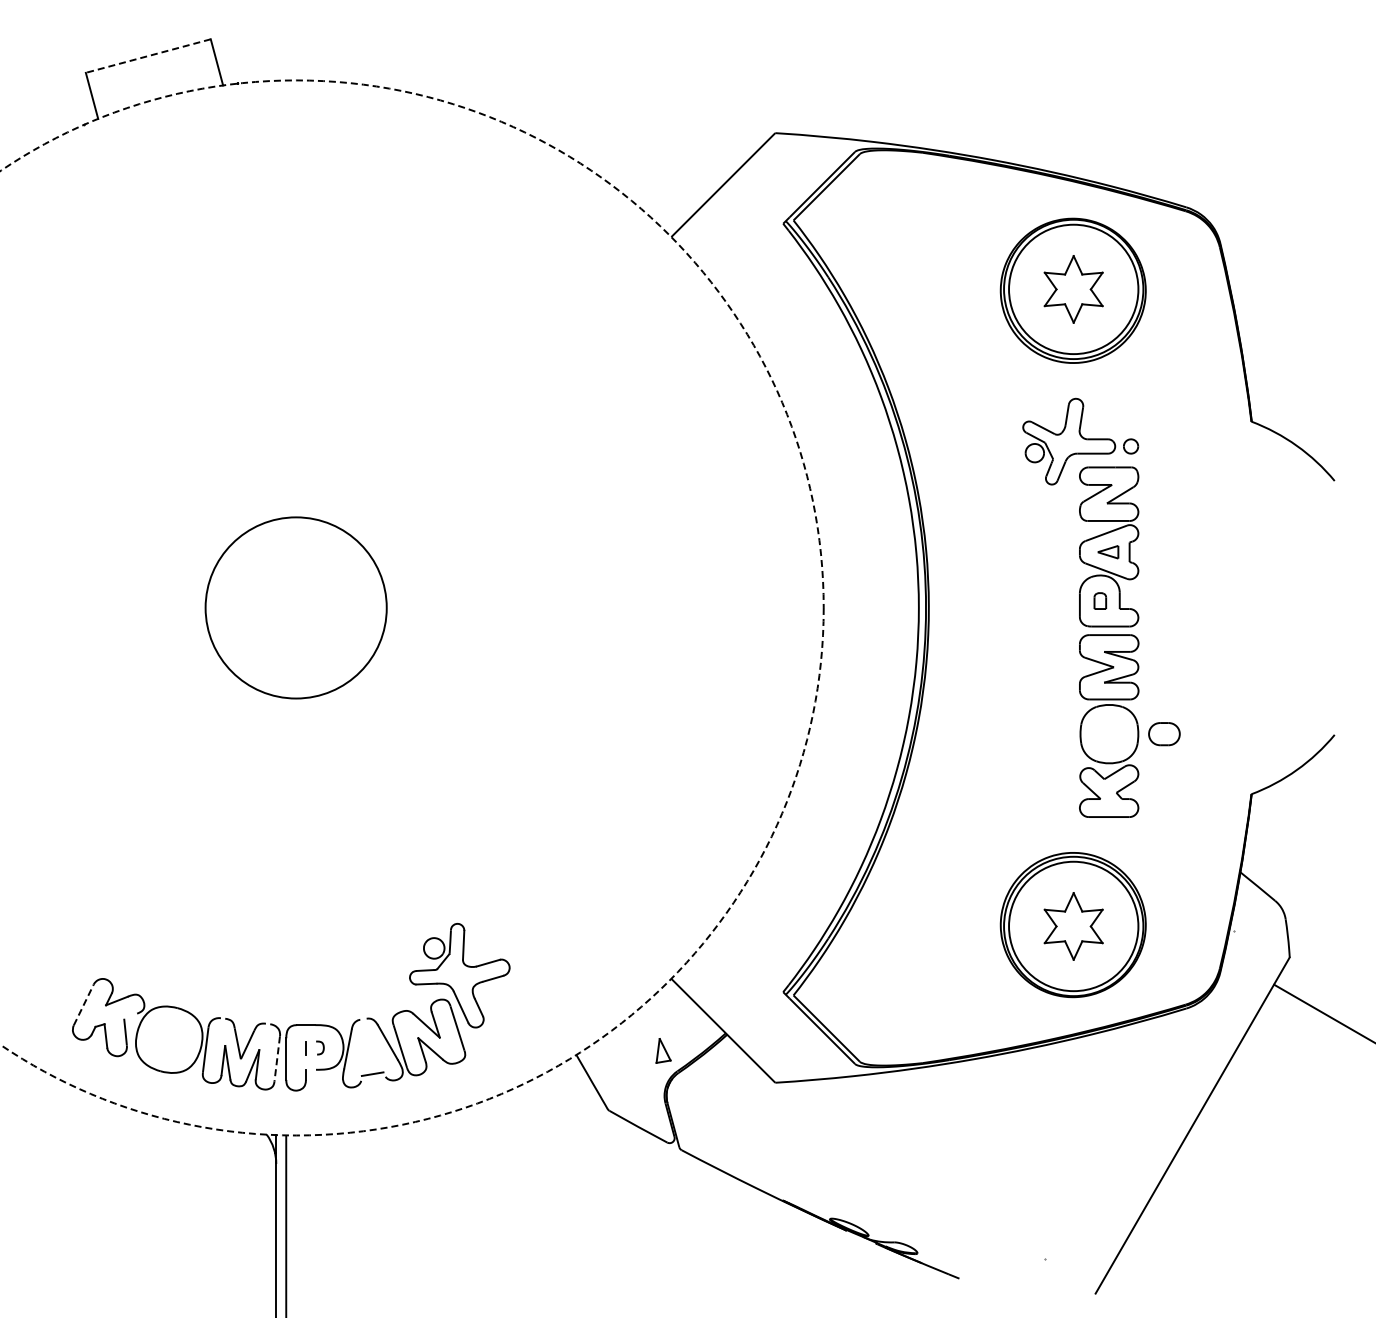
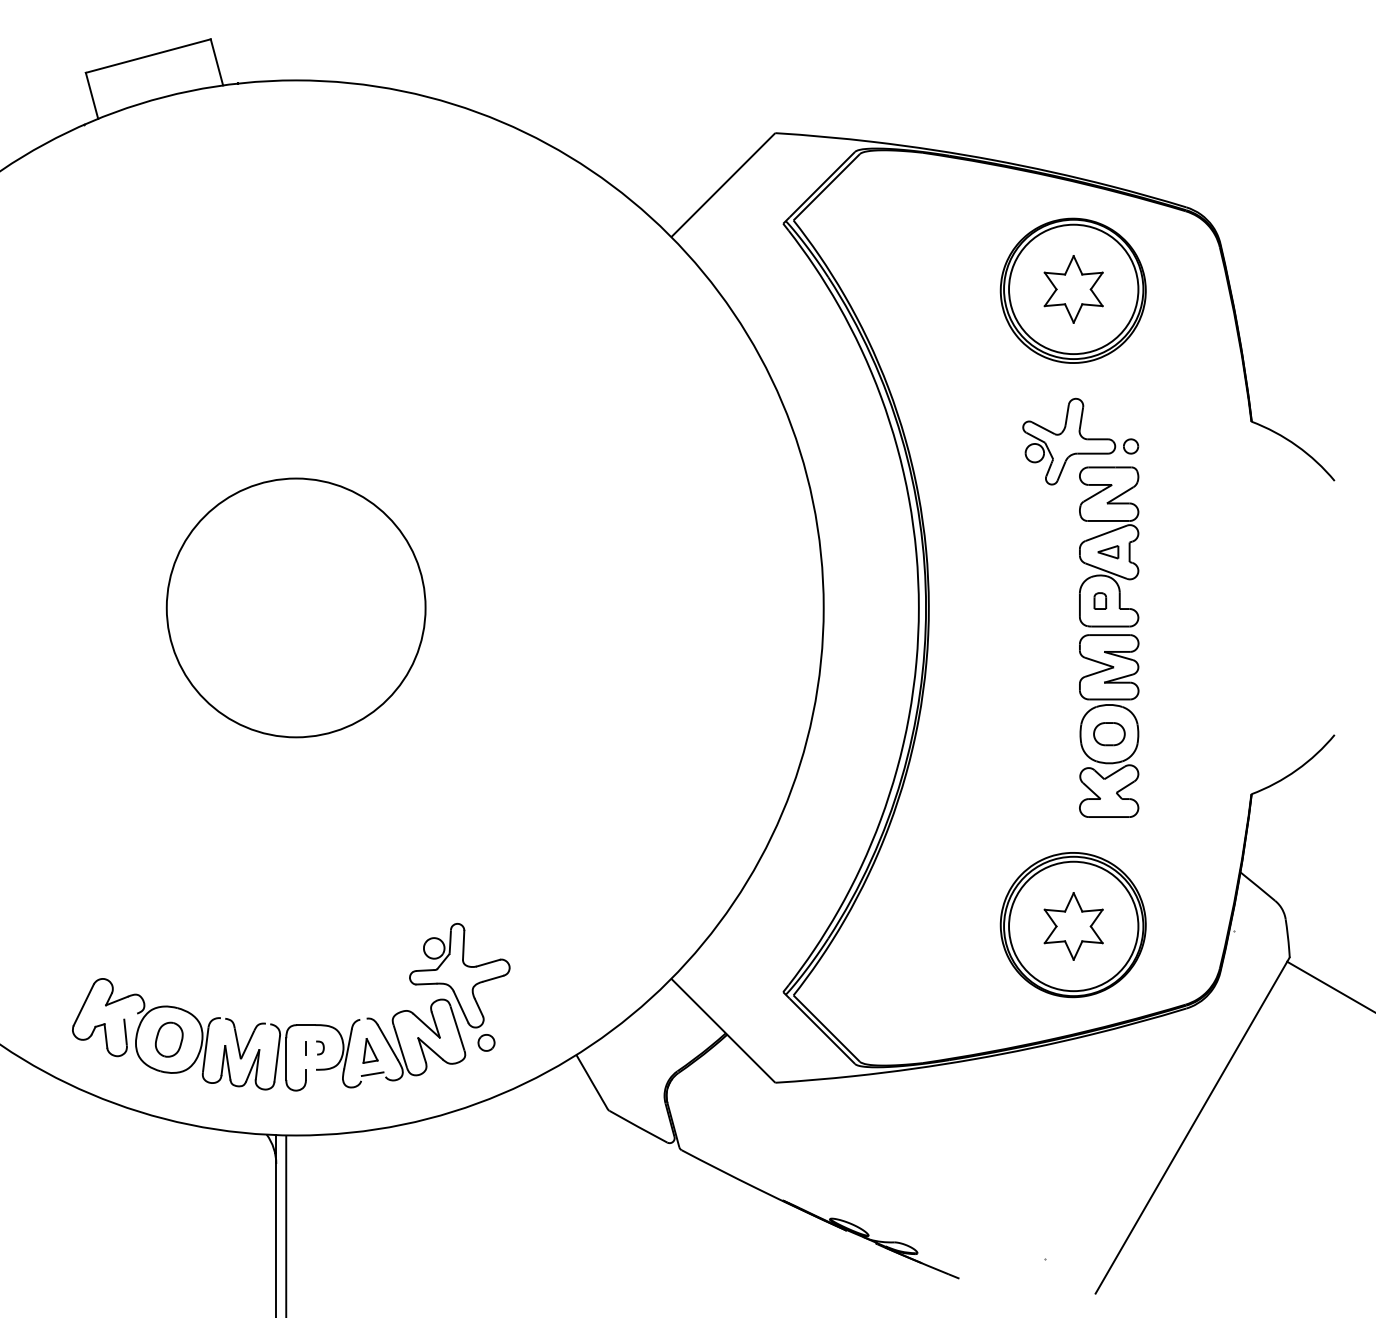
line: dashed -> solid (148, 56)
circle diameter: 181 px -> 259 px (295, 607)
circle: dashed -> solid (411, 607)
part position: (1164, 734) -> (1109, 734) (1109, 734)
line: dashed -> solid (83, 1005)
line position: (1323, 1012) -> (1329, 985) (1329, 985)
part: none -> present (169, 1039)
part: none -> present (486, 1042)
part position: (663, 1050) -> (370, 1050) (370, 1050)
line: dashed -> solid (277, 1059)
